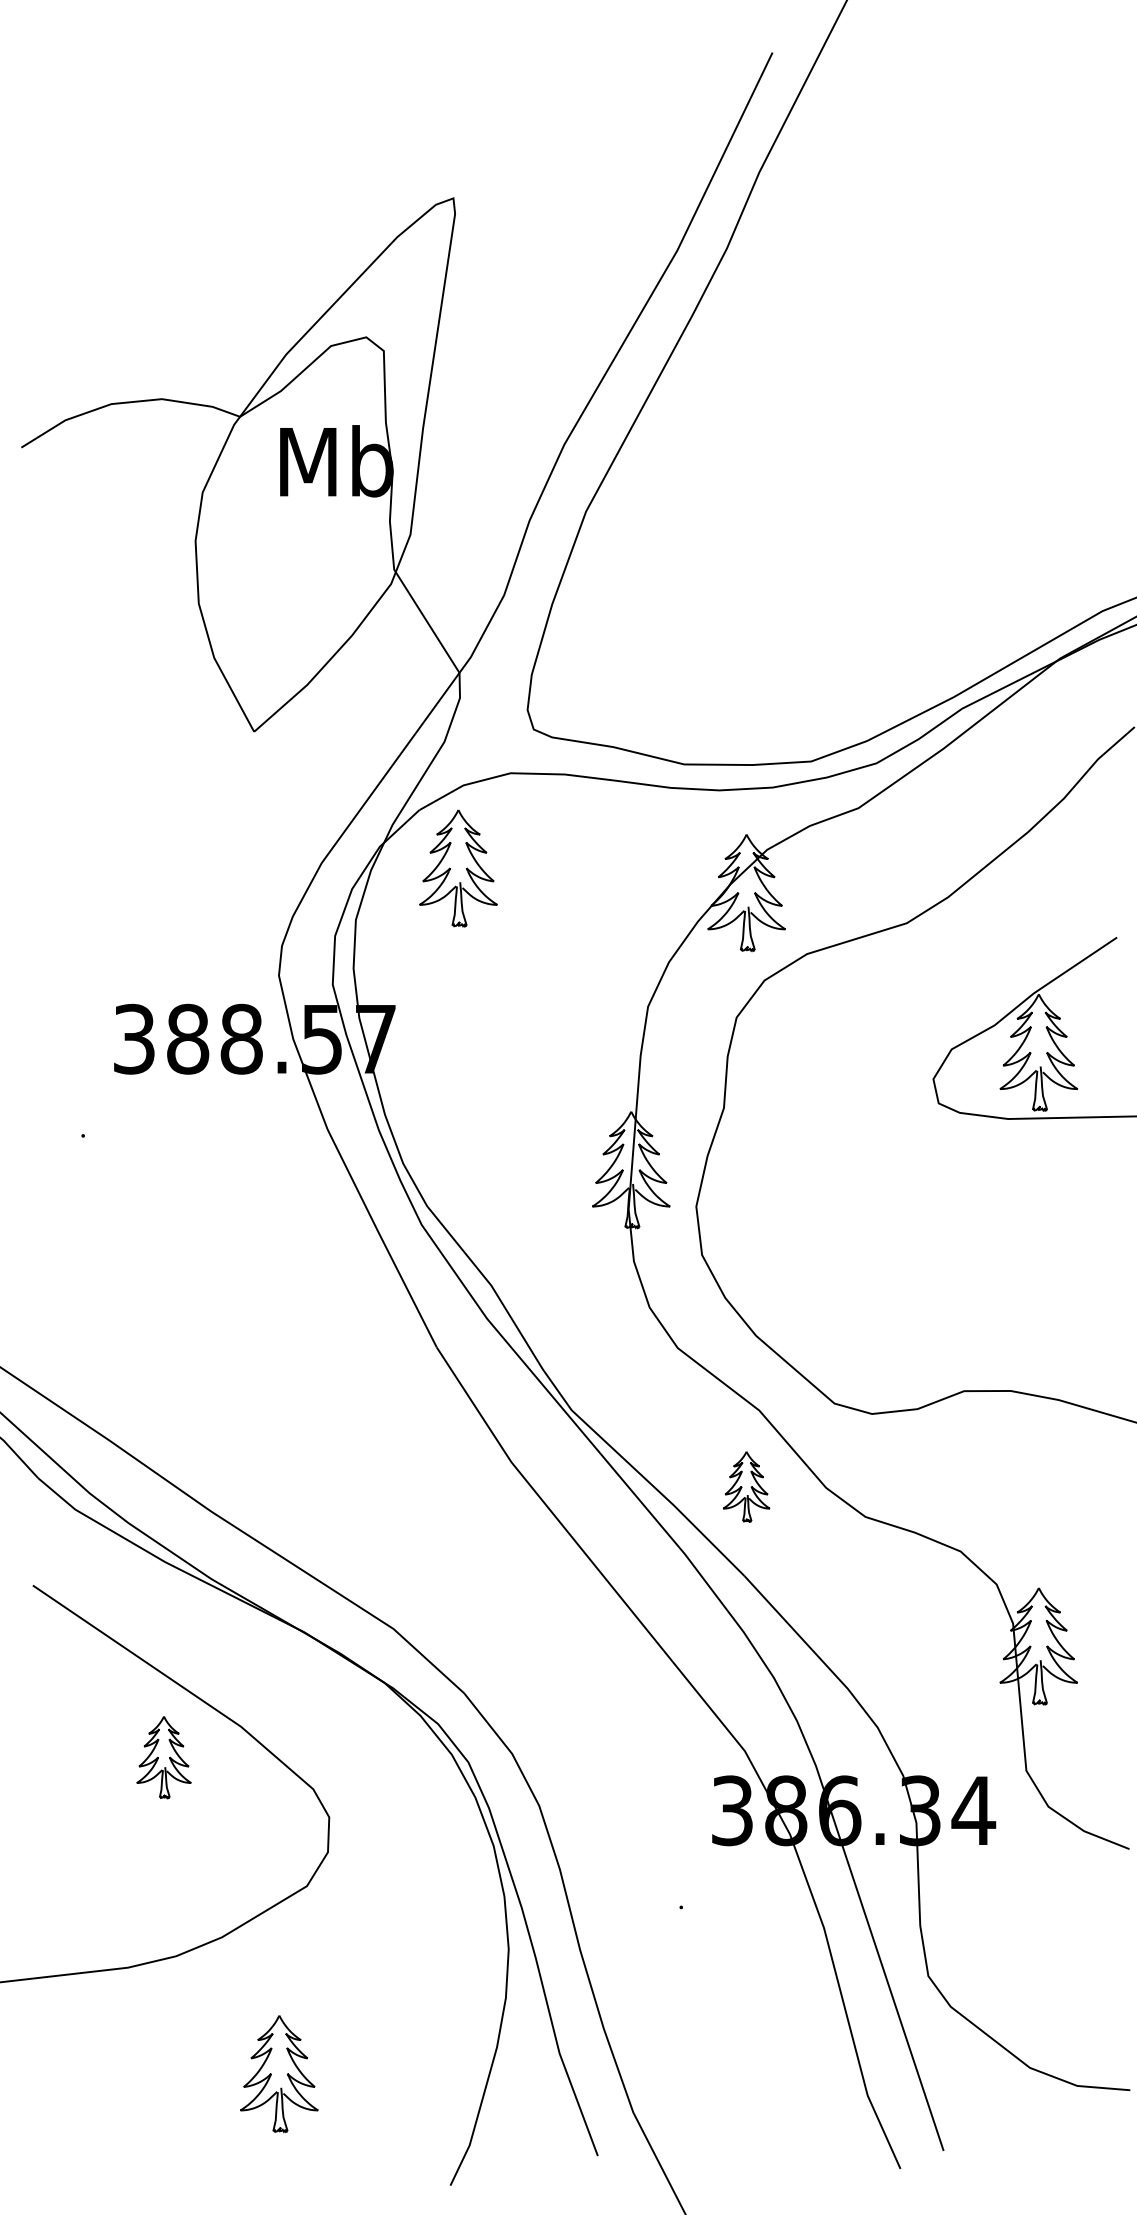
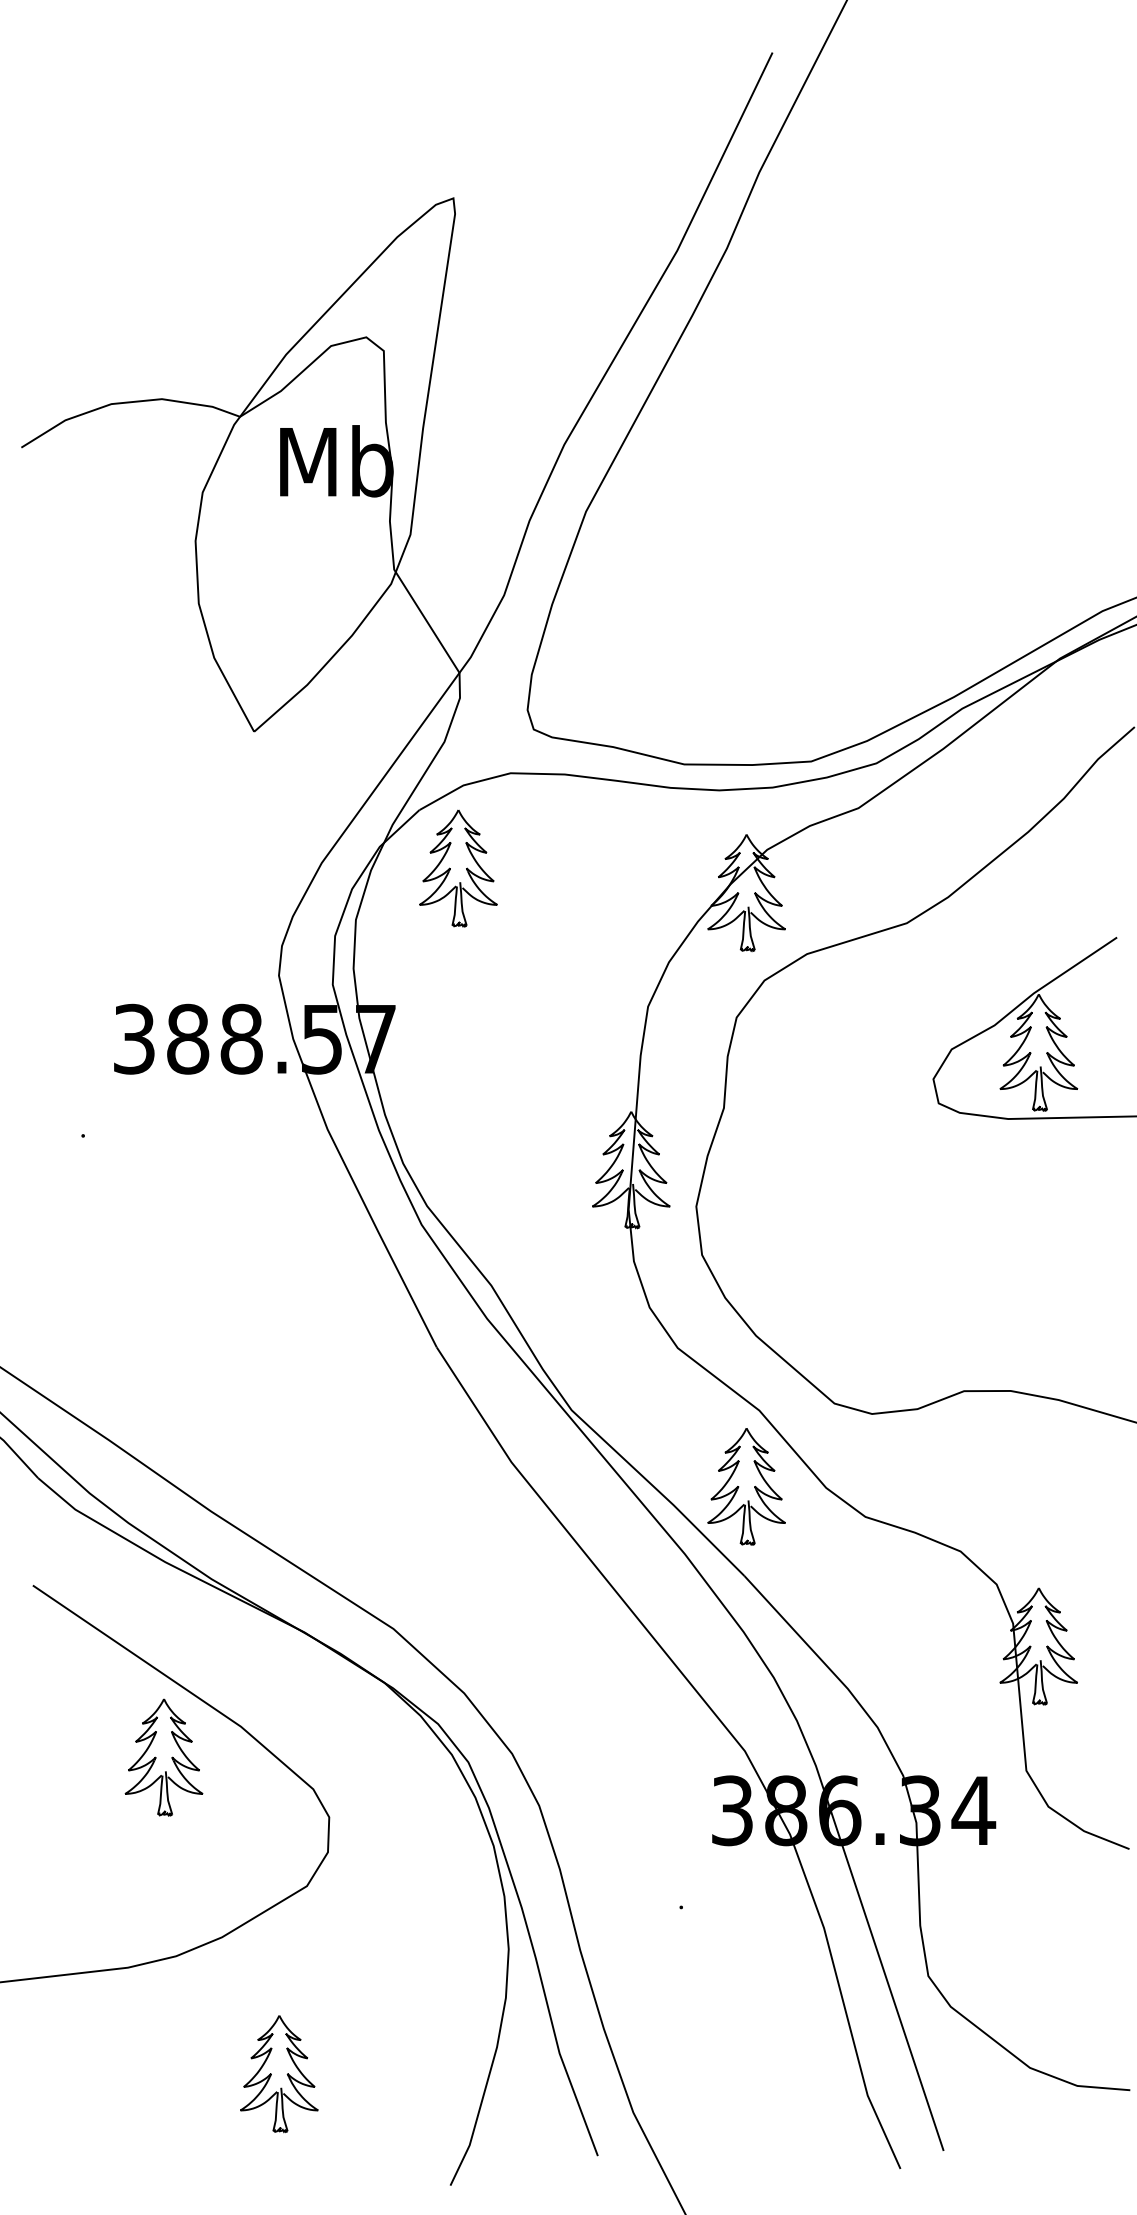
part size: 48x72 px -> 79x118 px (746, 1486)
part size: 56x84 px -> 80x119 px (163, 1757)
